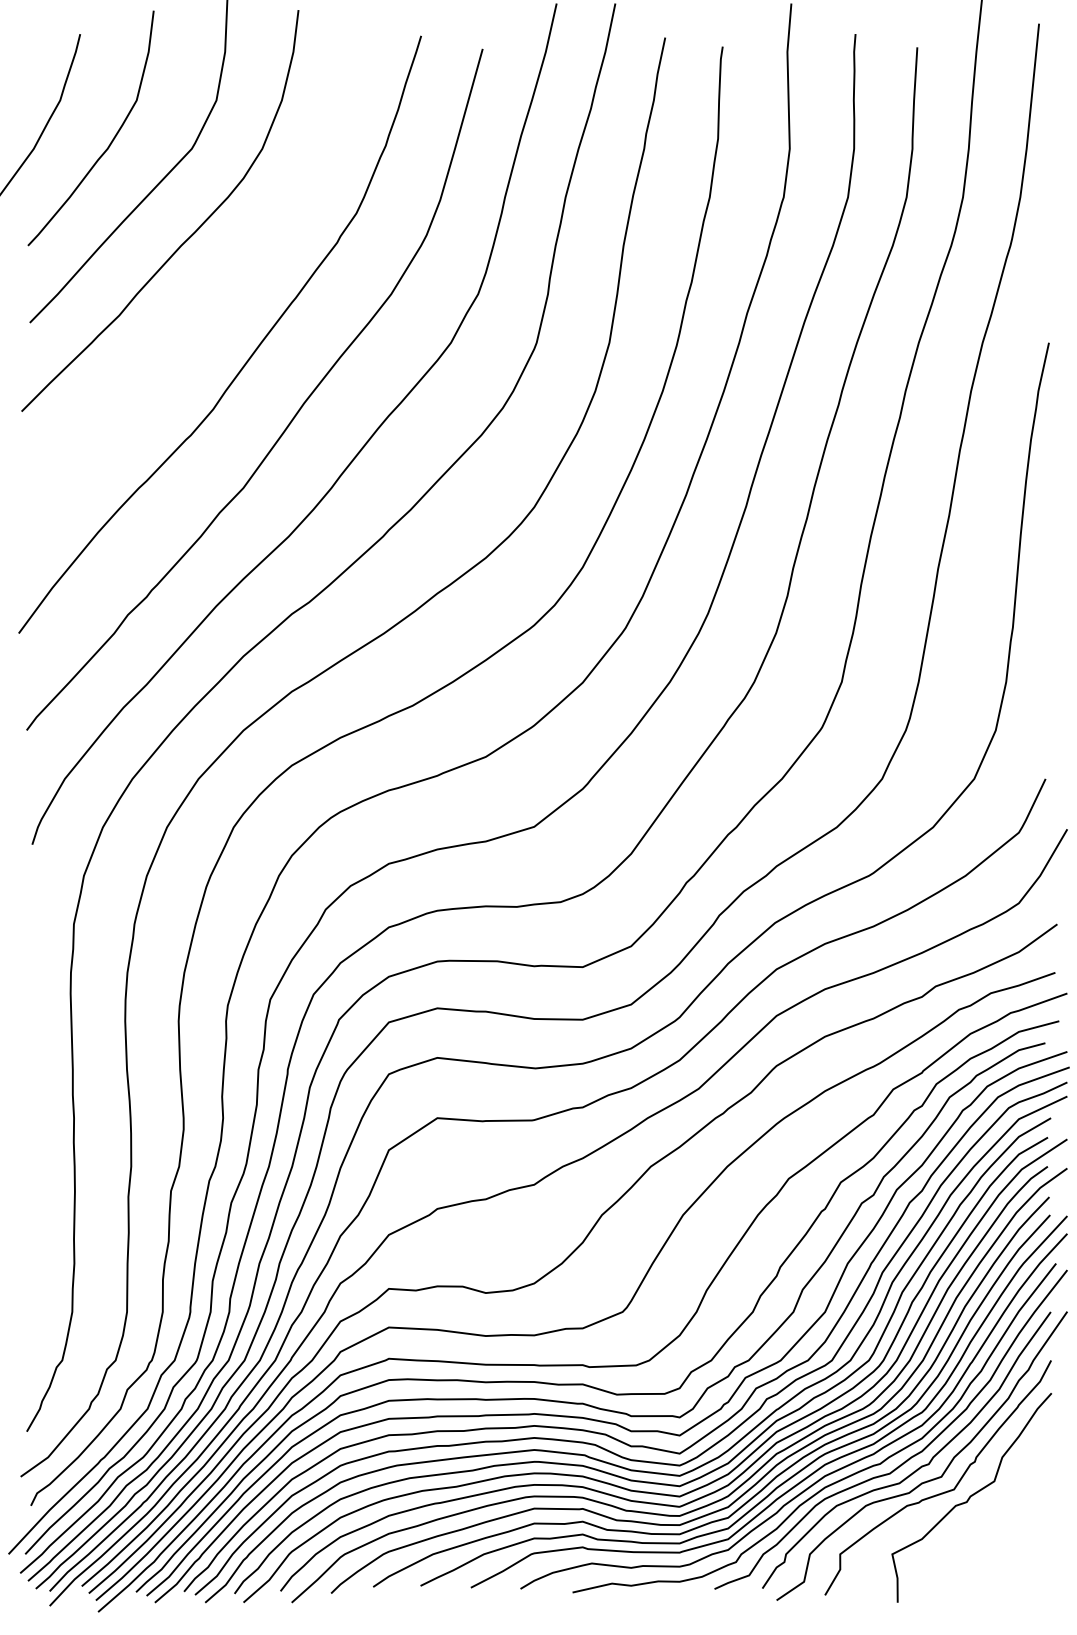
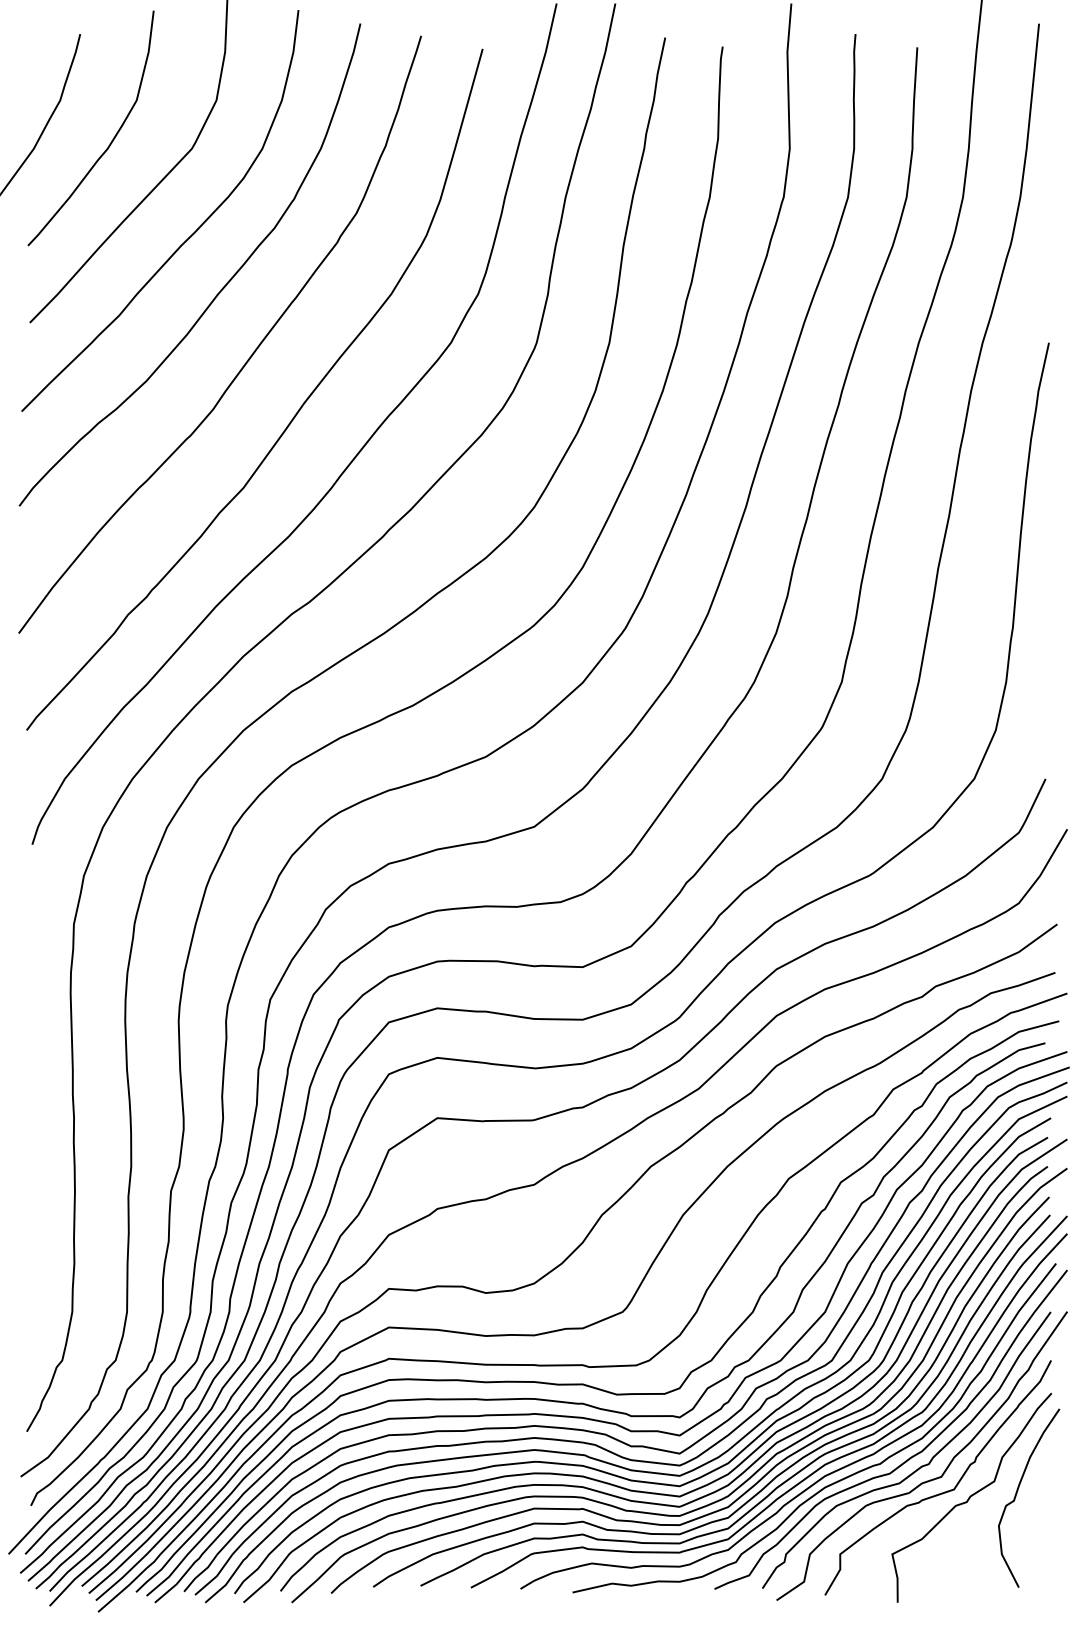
curve: none -> present (220, 289)
curve: none -> present (1017, 1493)
